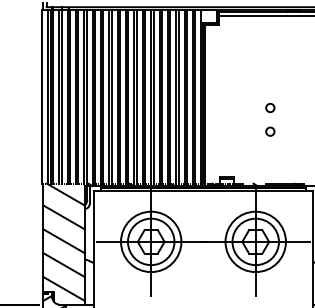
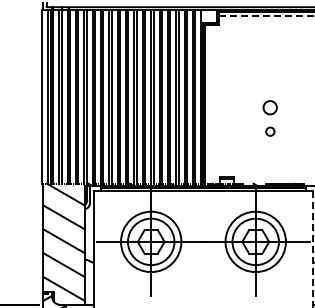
line: solid -> dashed (266, 16)
circle size: 11x11 px -> 16x16 px (269, 107)
line: solid -> dashed (312, 249)
